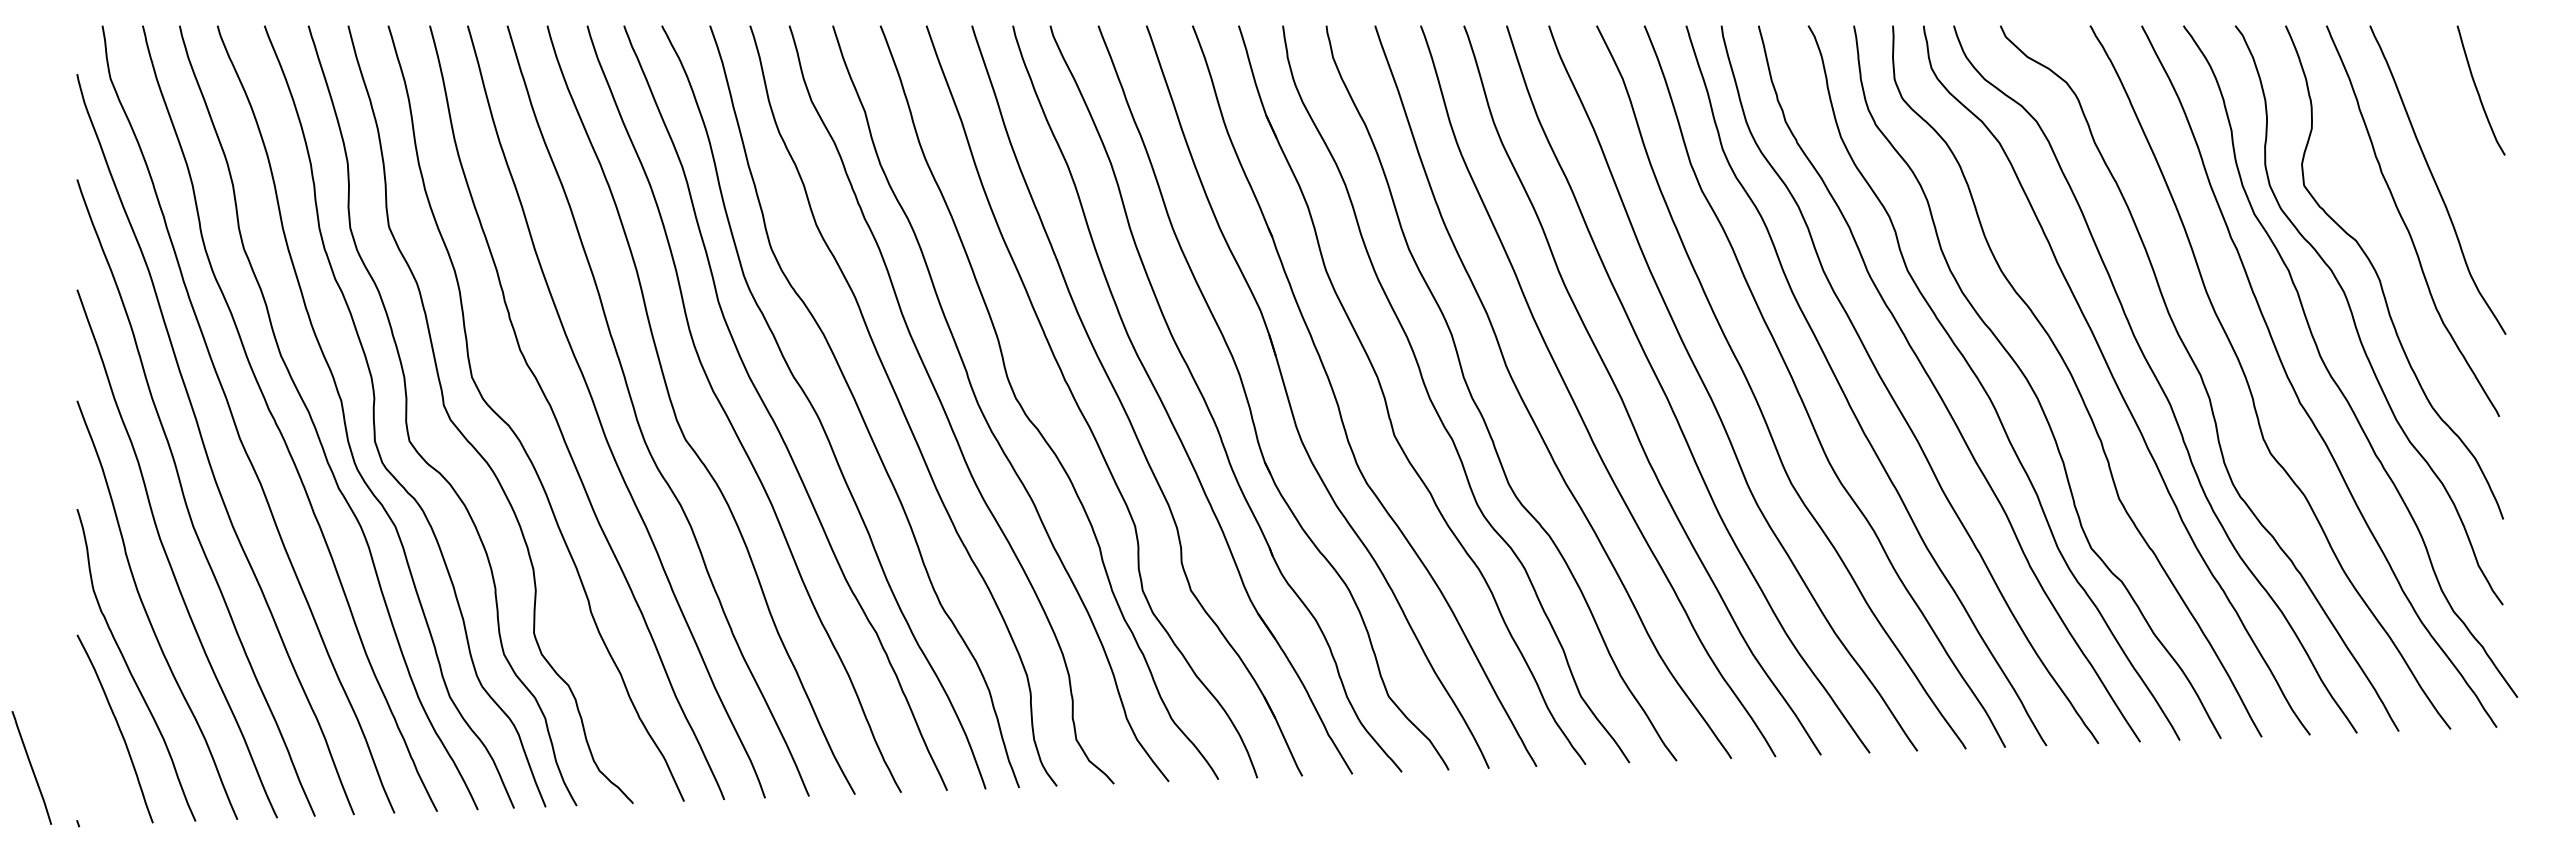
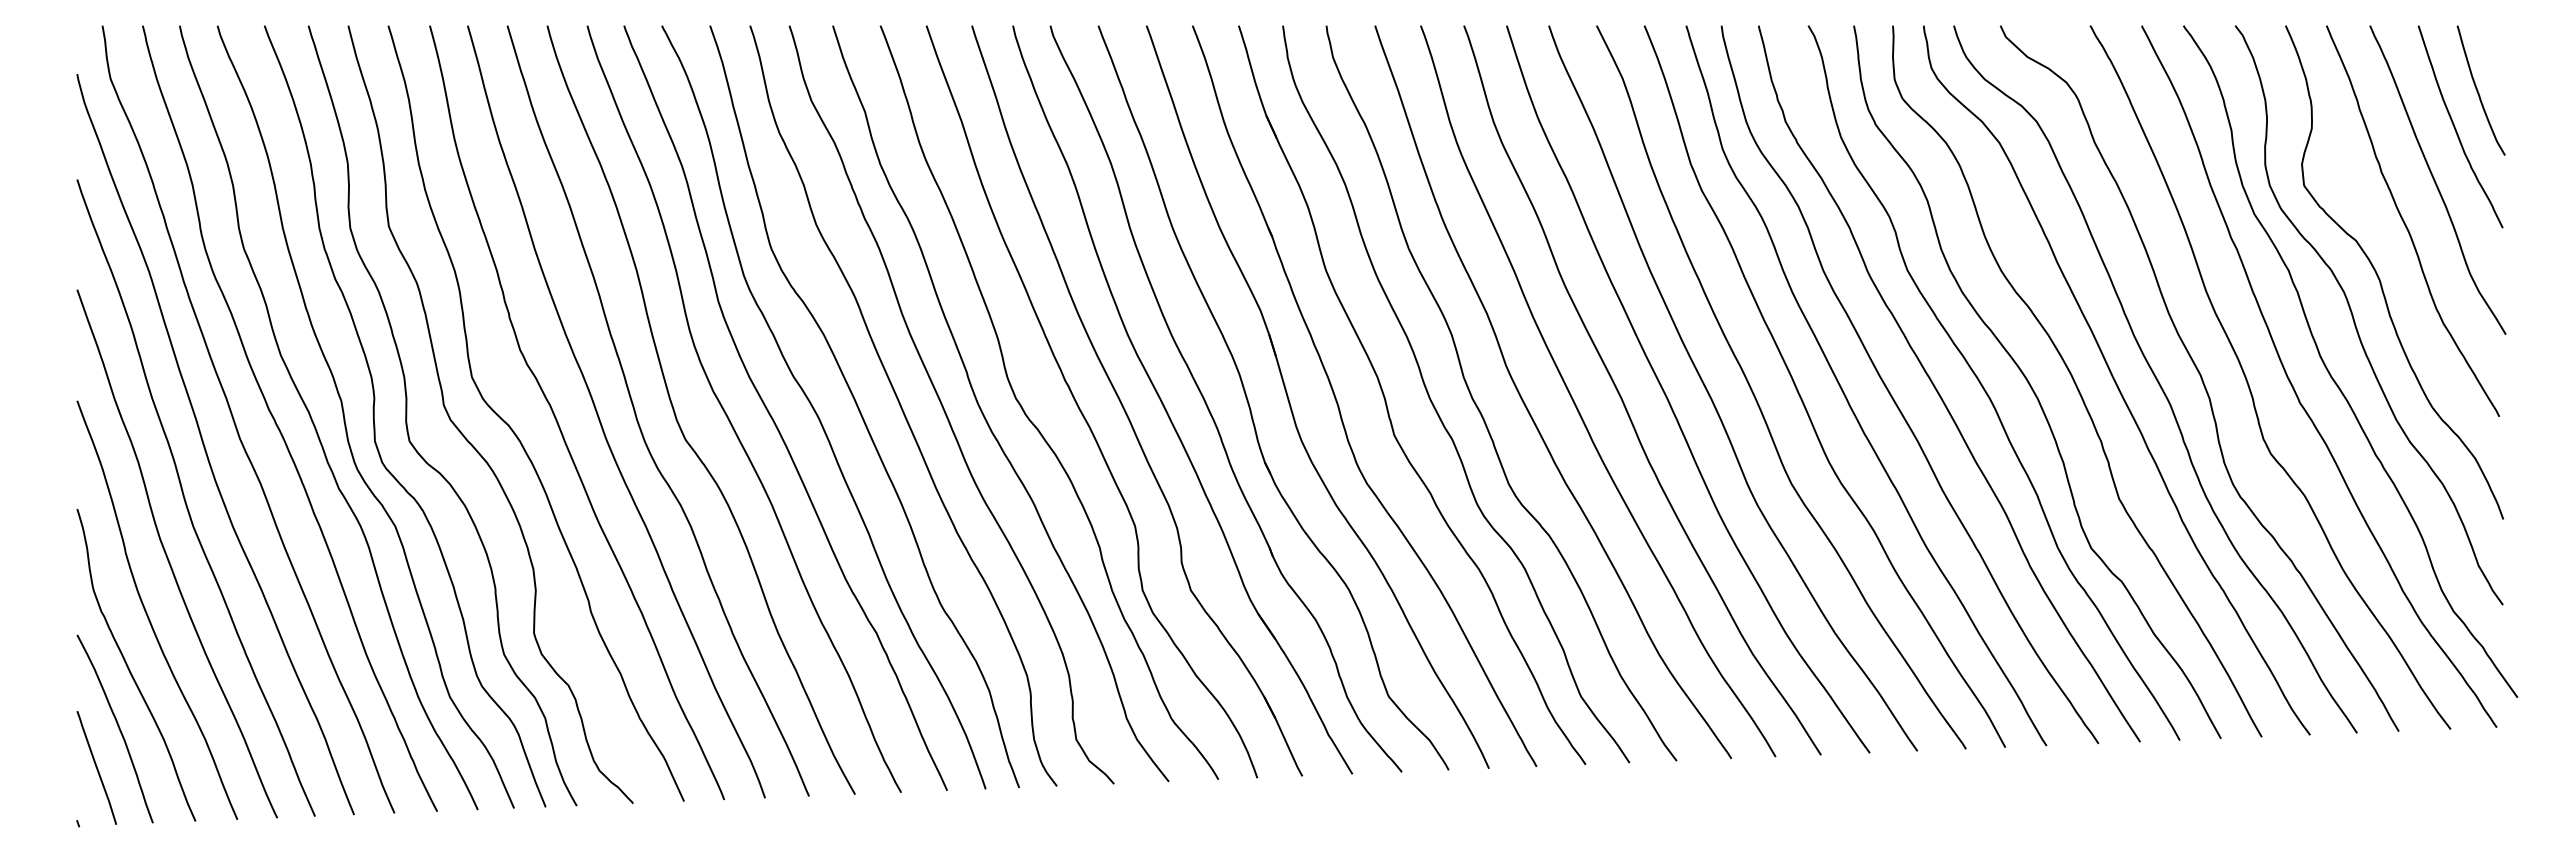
curve: none -> present (2456, 128)
line position: (31, 767) -> (96, 767) (96, 767)
